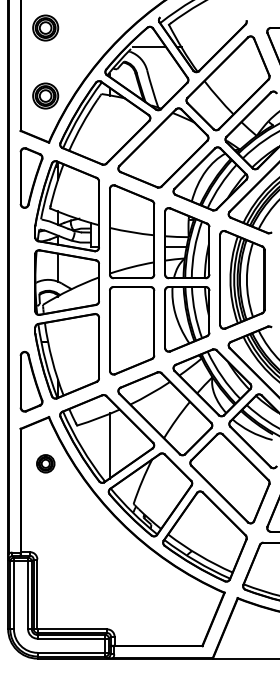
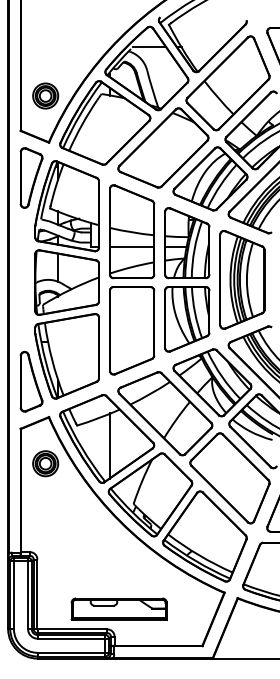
part: present -> none (45, 27)
line: none -> present (132, 247)
part size: 20x20 px -> 28x28 px (45, 463)
part: none -> present (118, 608)
